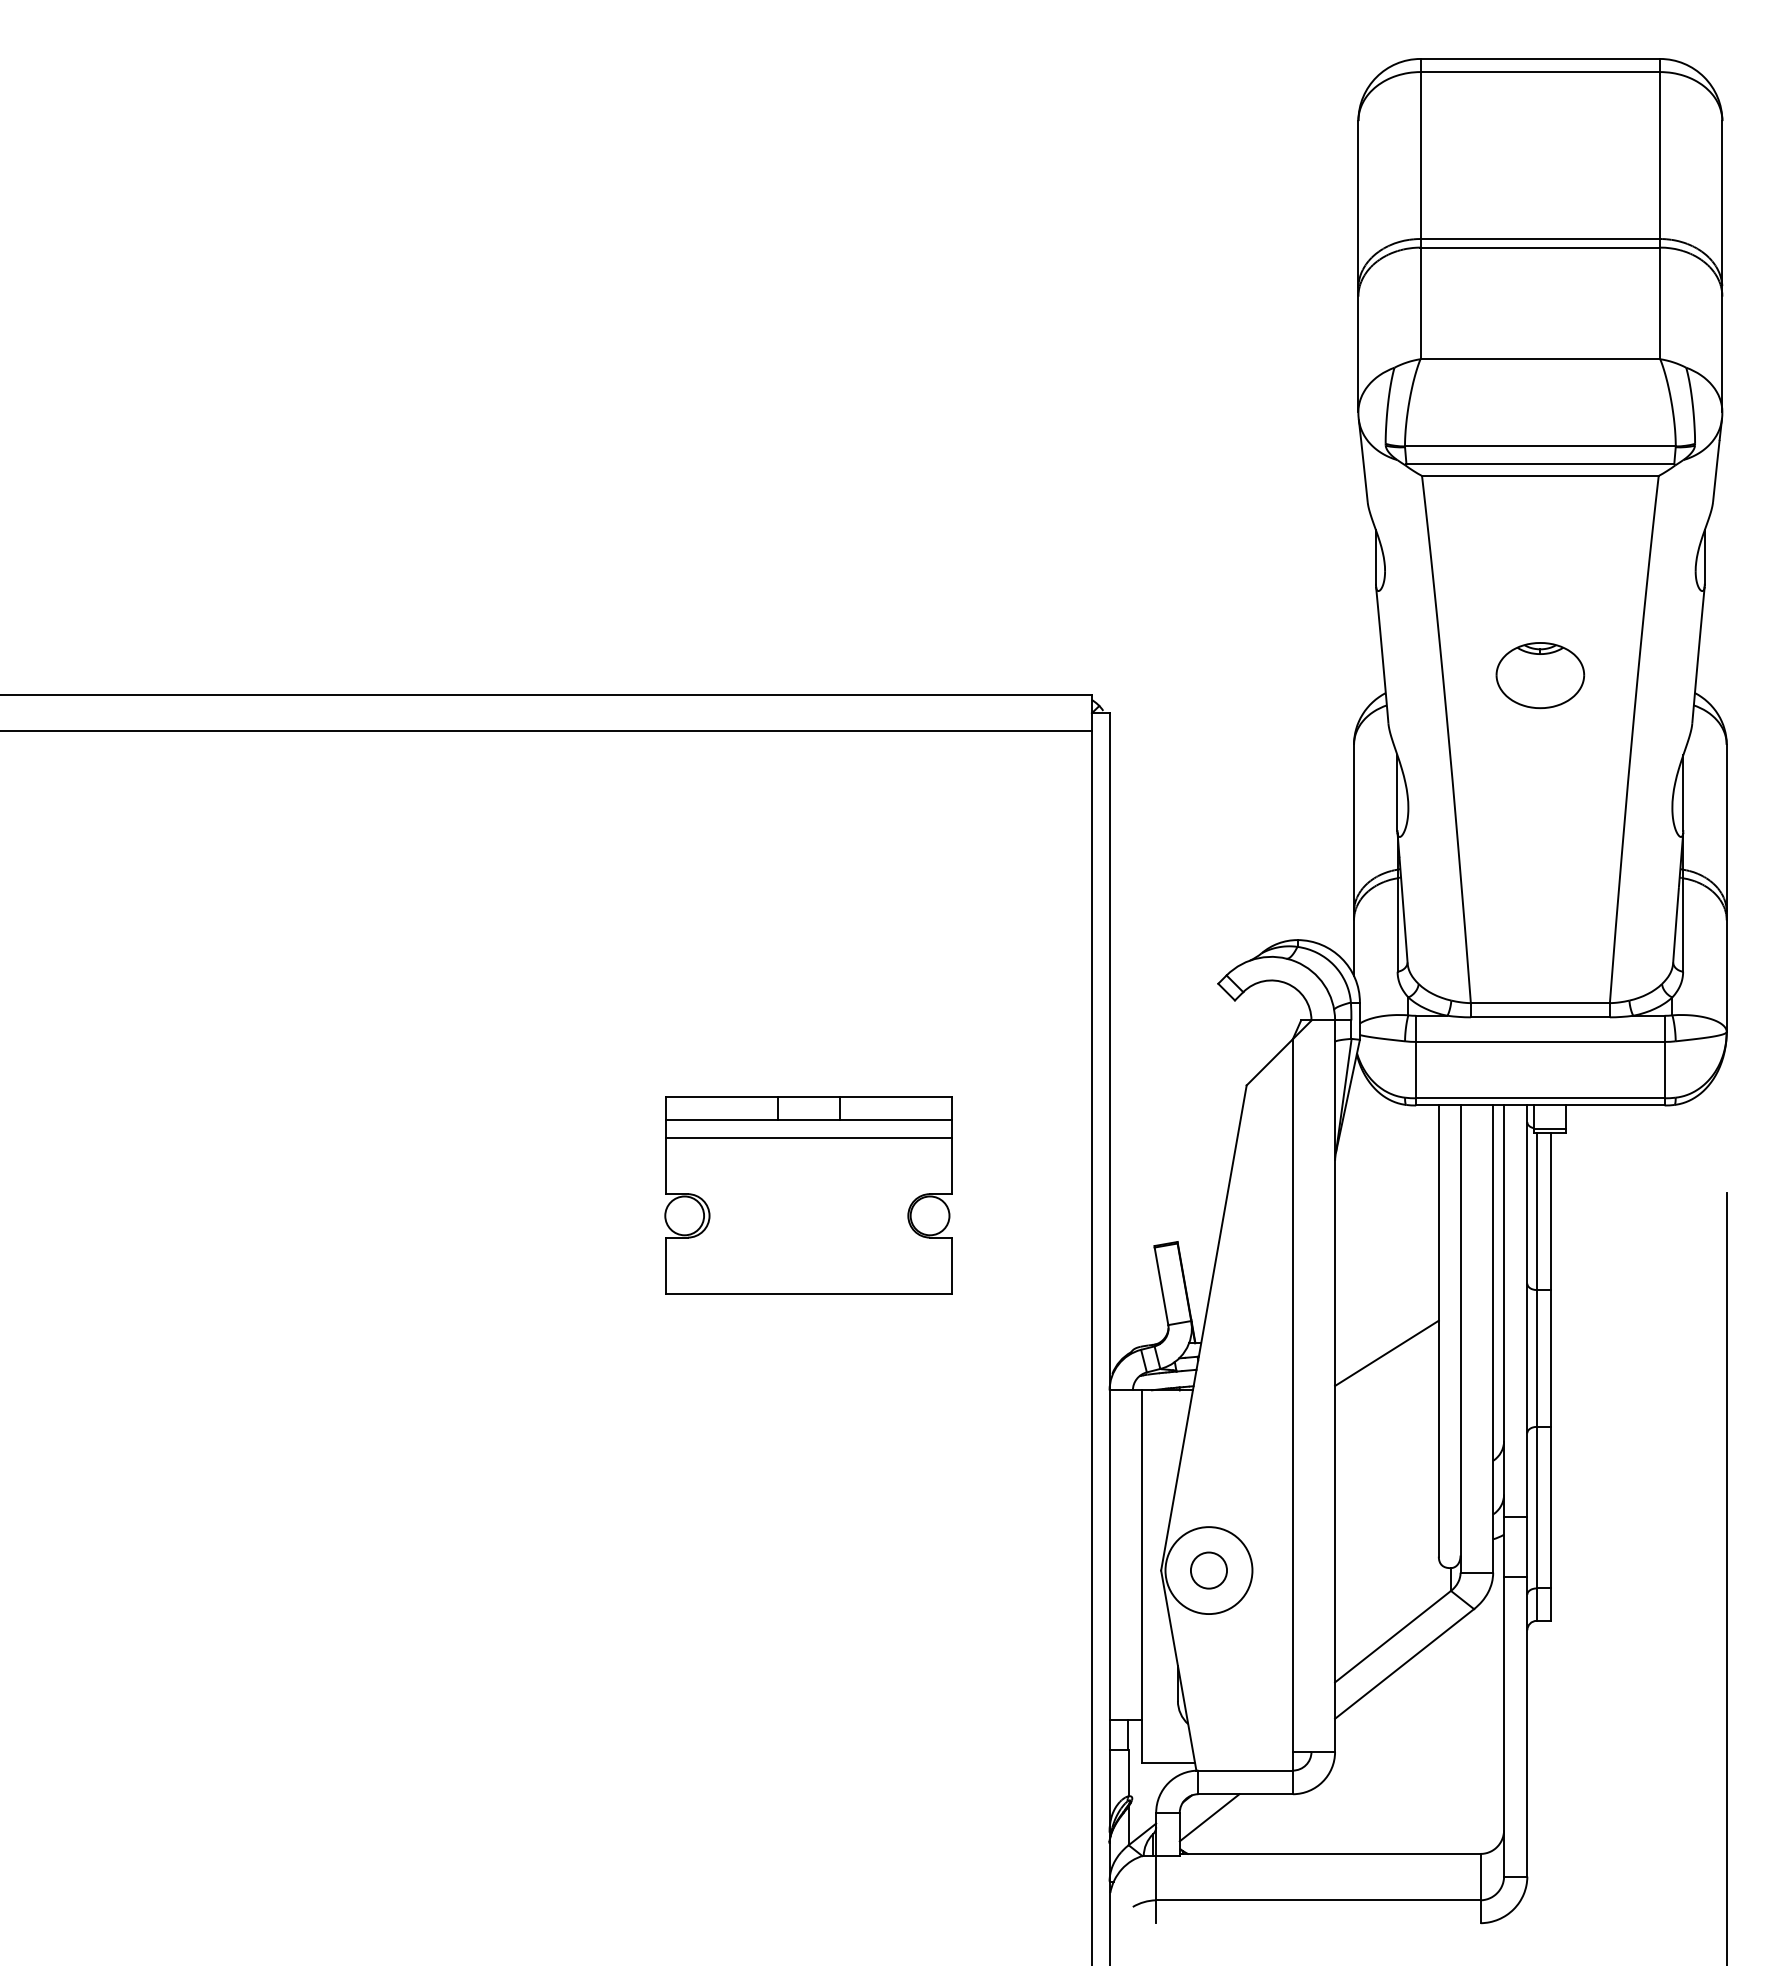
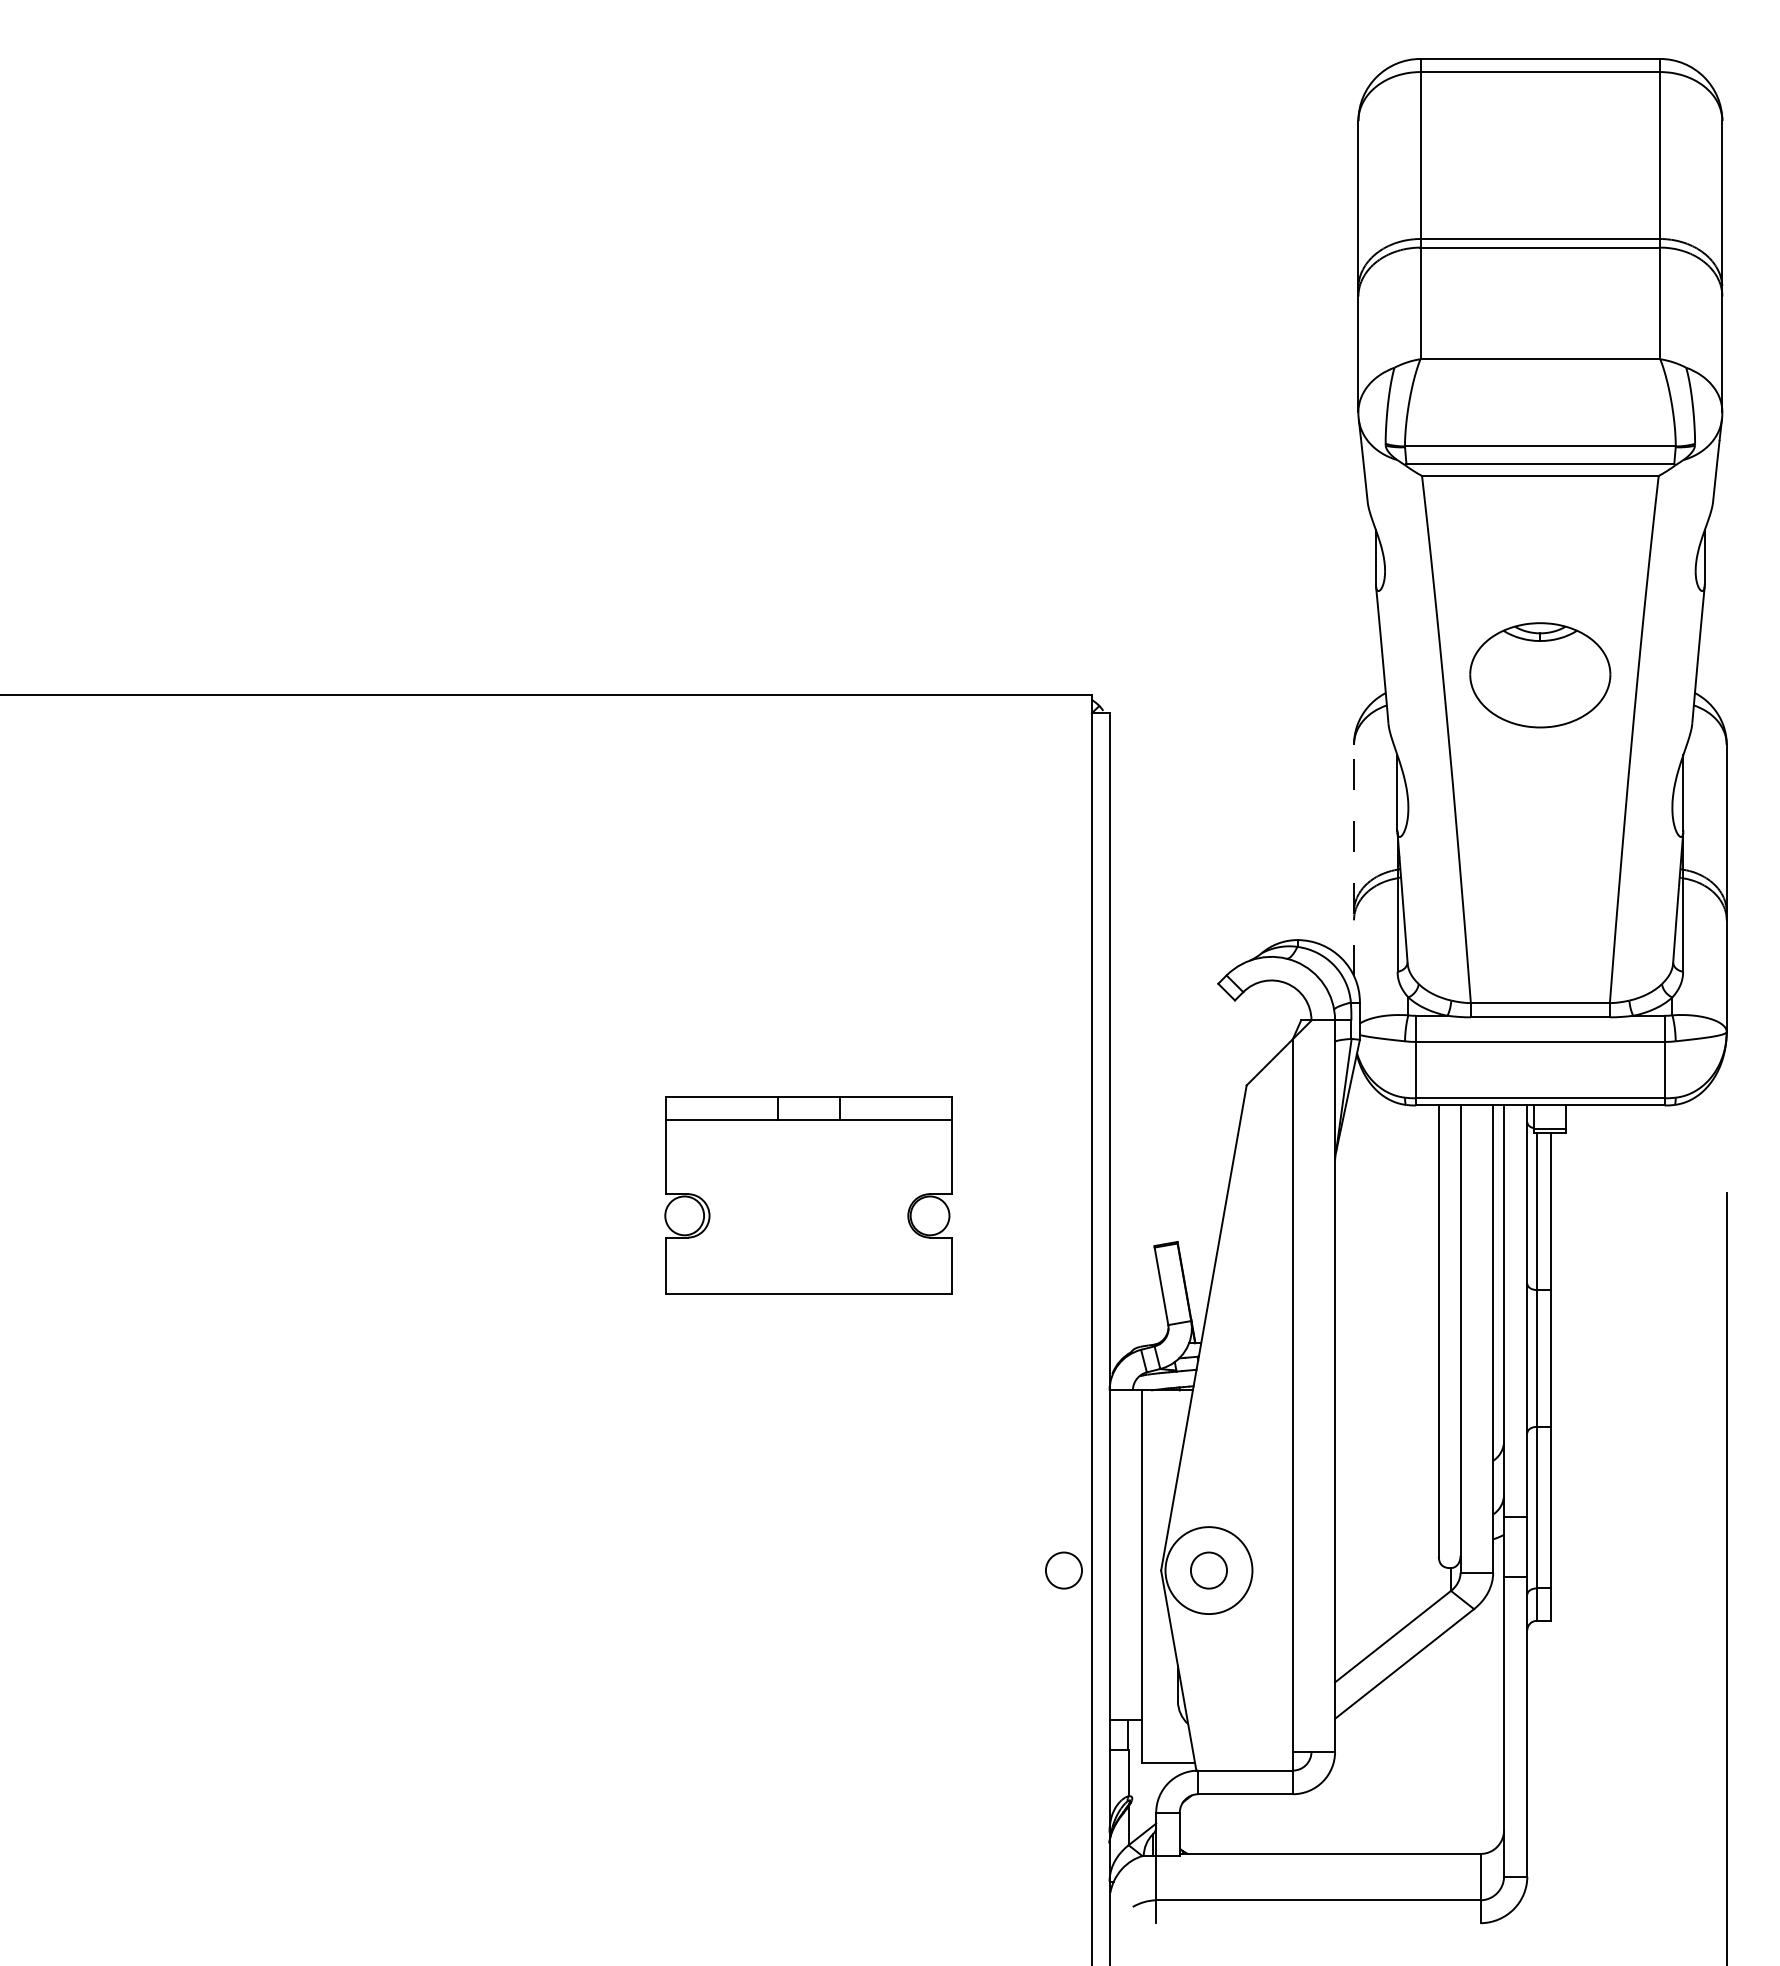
part size: 91x68 px -> 143x107 px (1540, 675)
line: present -> none (546, 731)
line: solid -> dashed (1354, 860)
line: present -> none (808, 1138)
line: present -> none (1386, 1352)
circle: none -> present (1063, 1570)
line: present -> none (1209, 1817)
